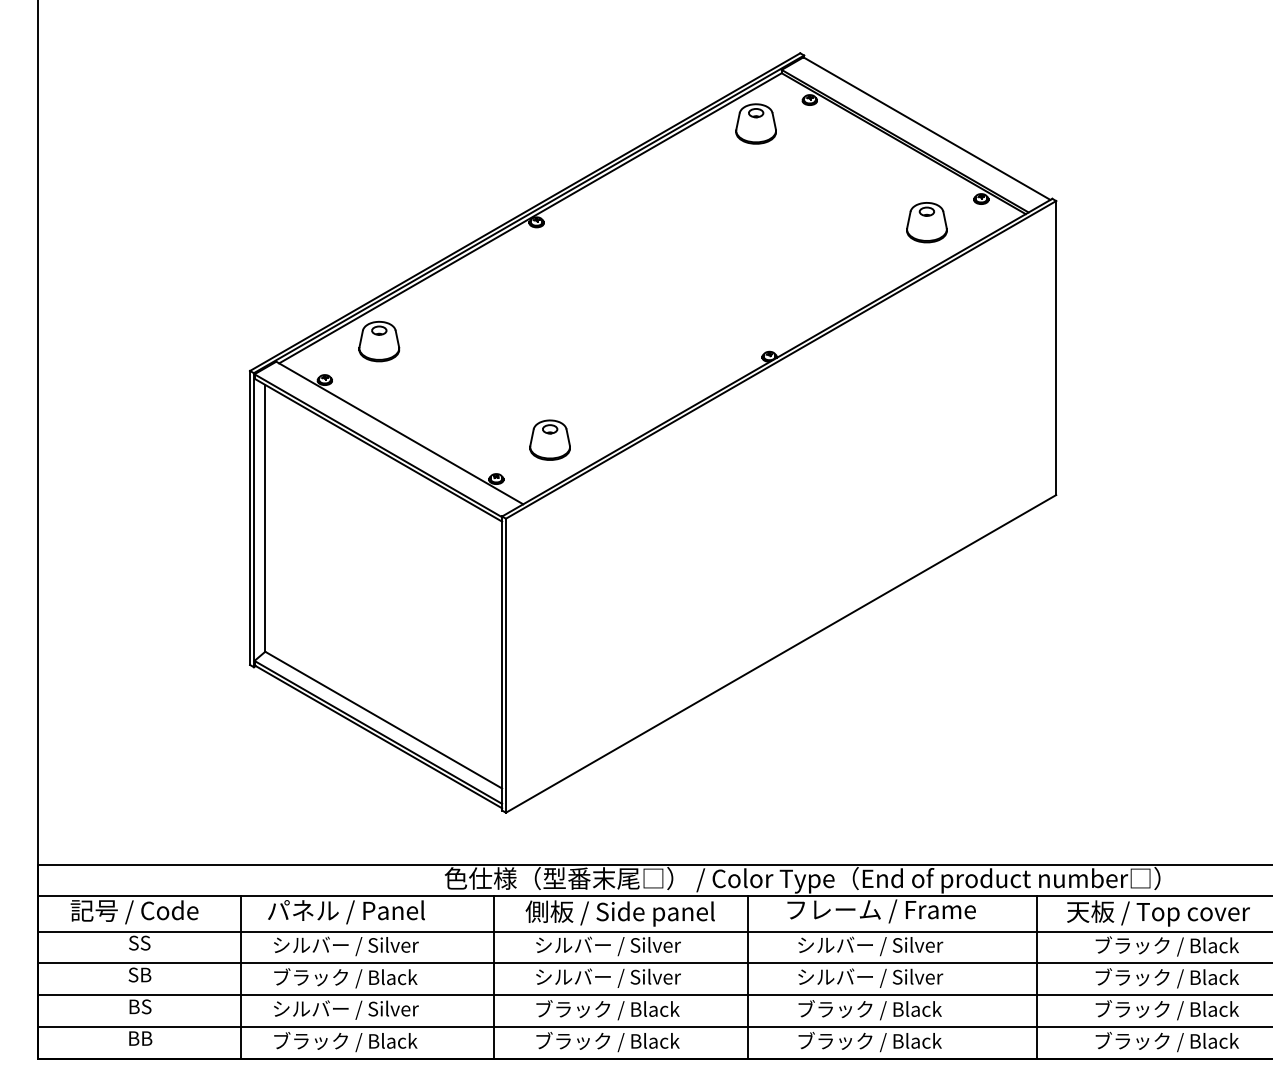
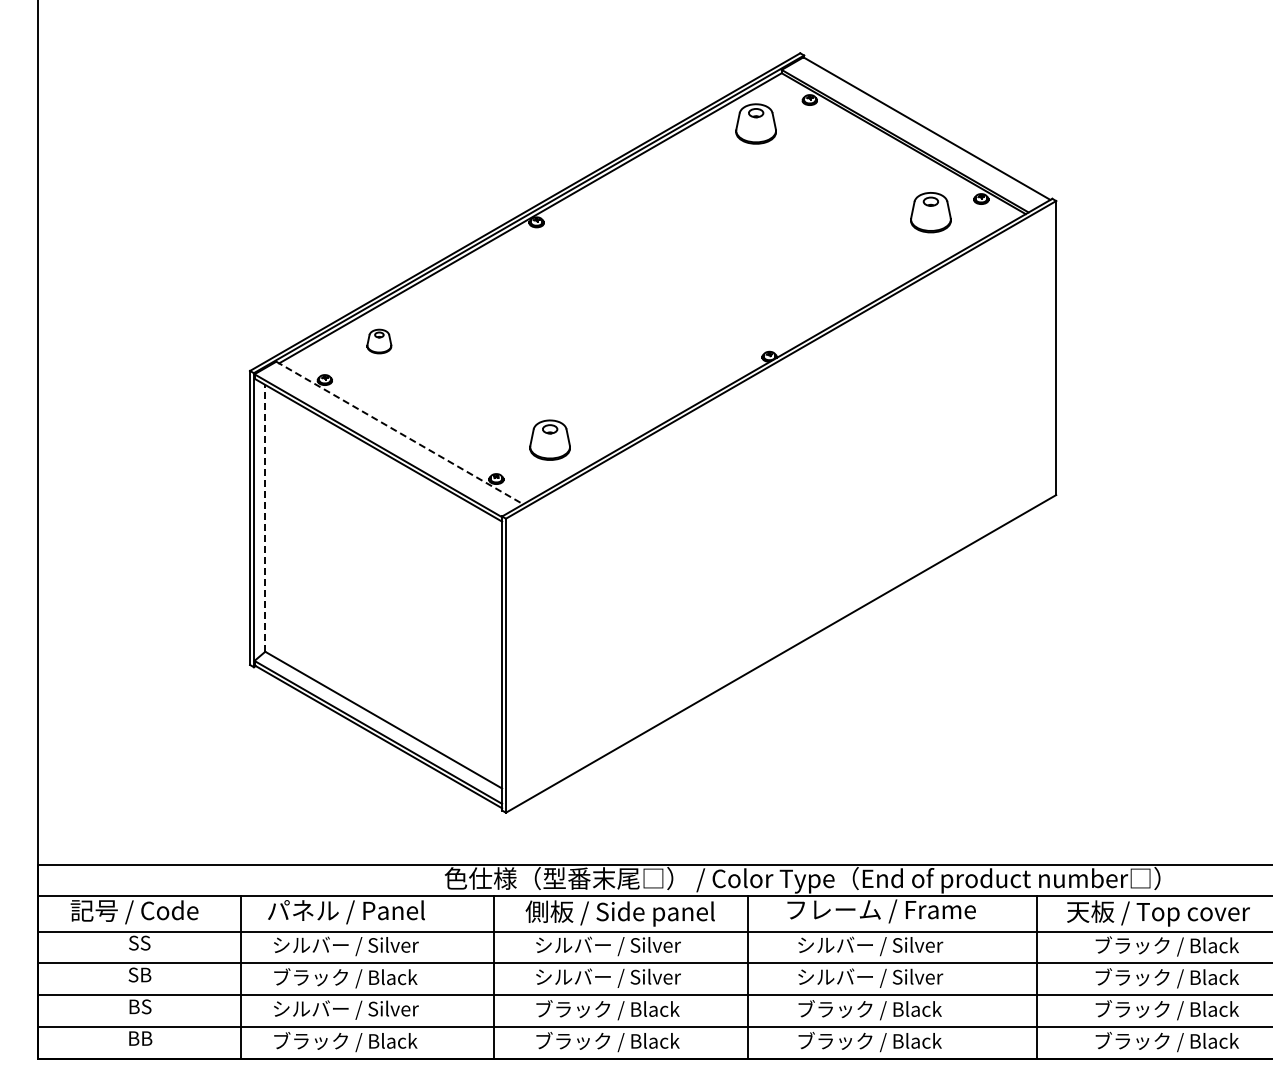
part position: (926, 222) -> (930, 212) (930, 212)
part size: 43x43 px -> 27x27 px (379, 341)
line: solid -> dashed (399, 433)
line: solid -> dashed (265, 517)
